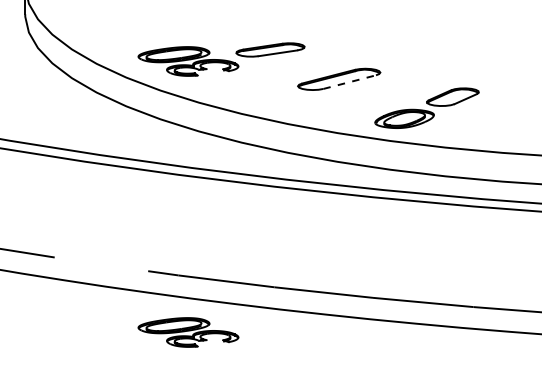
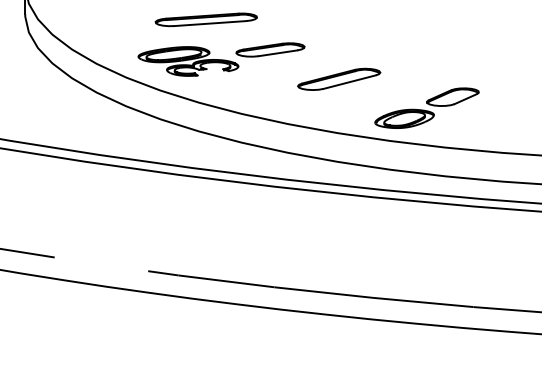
part: none -> present (205, 19)
line: dashed -> solid (350, 82)
part: present -> none (188, 332)
